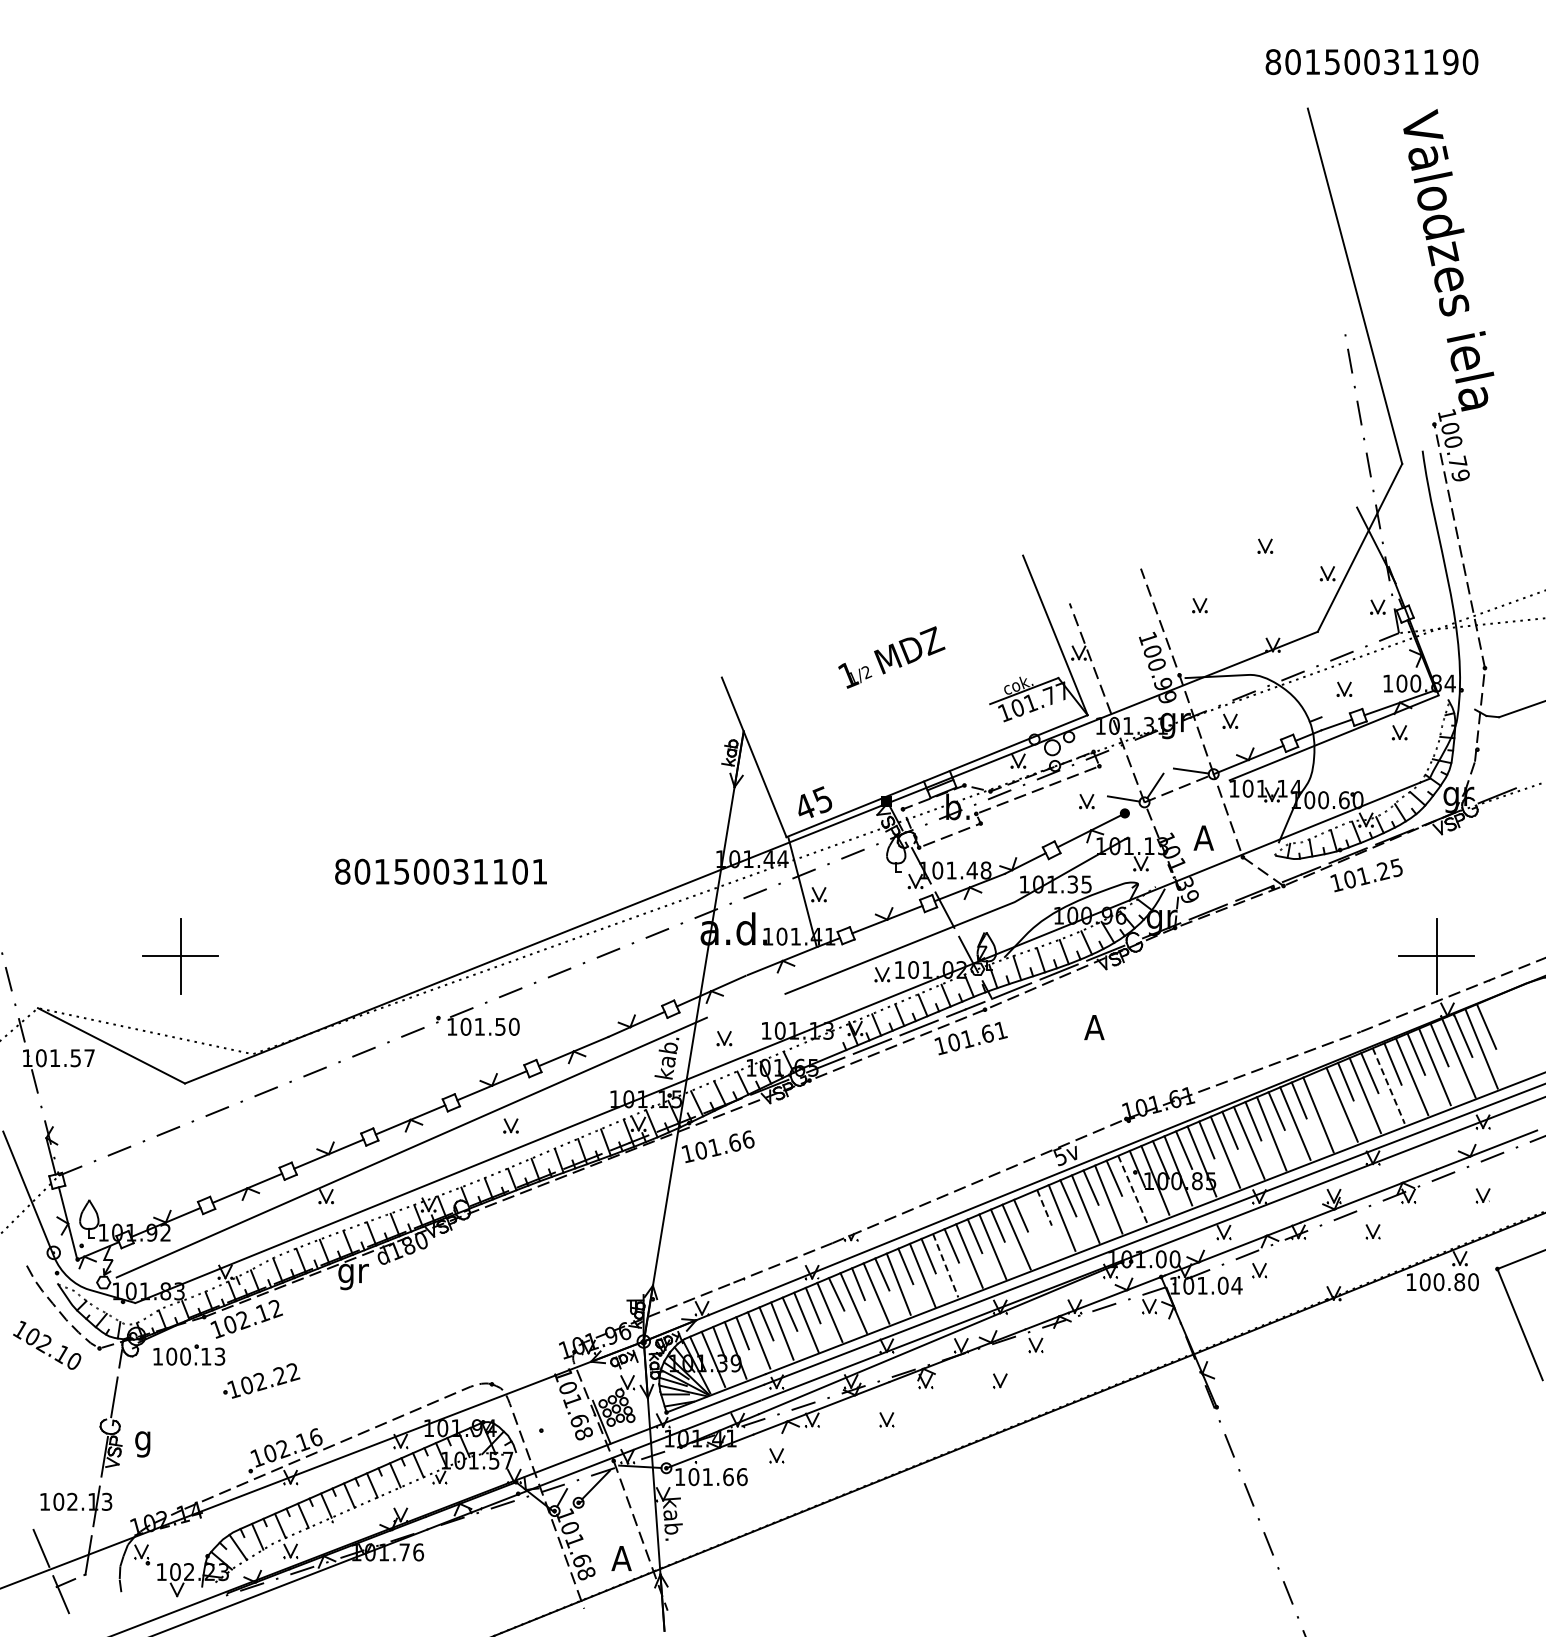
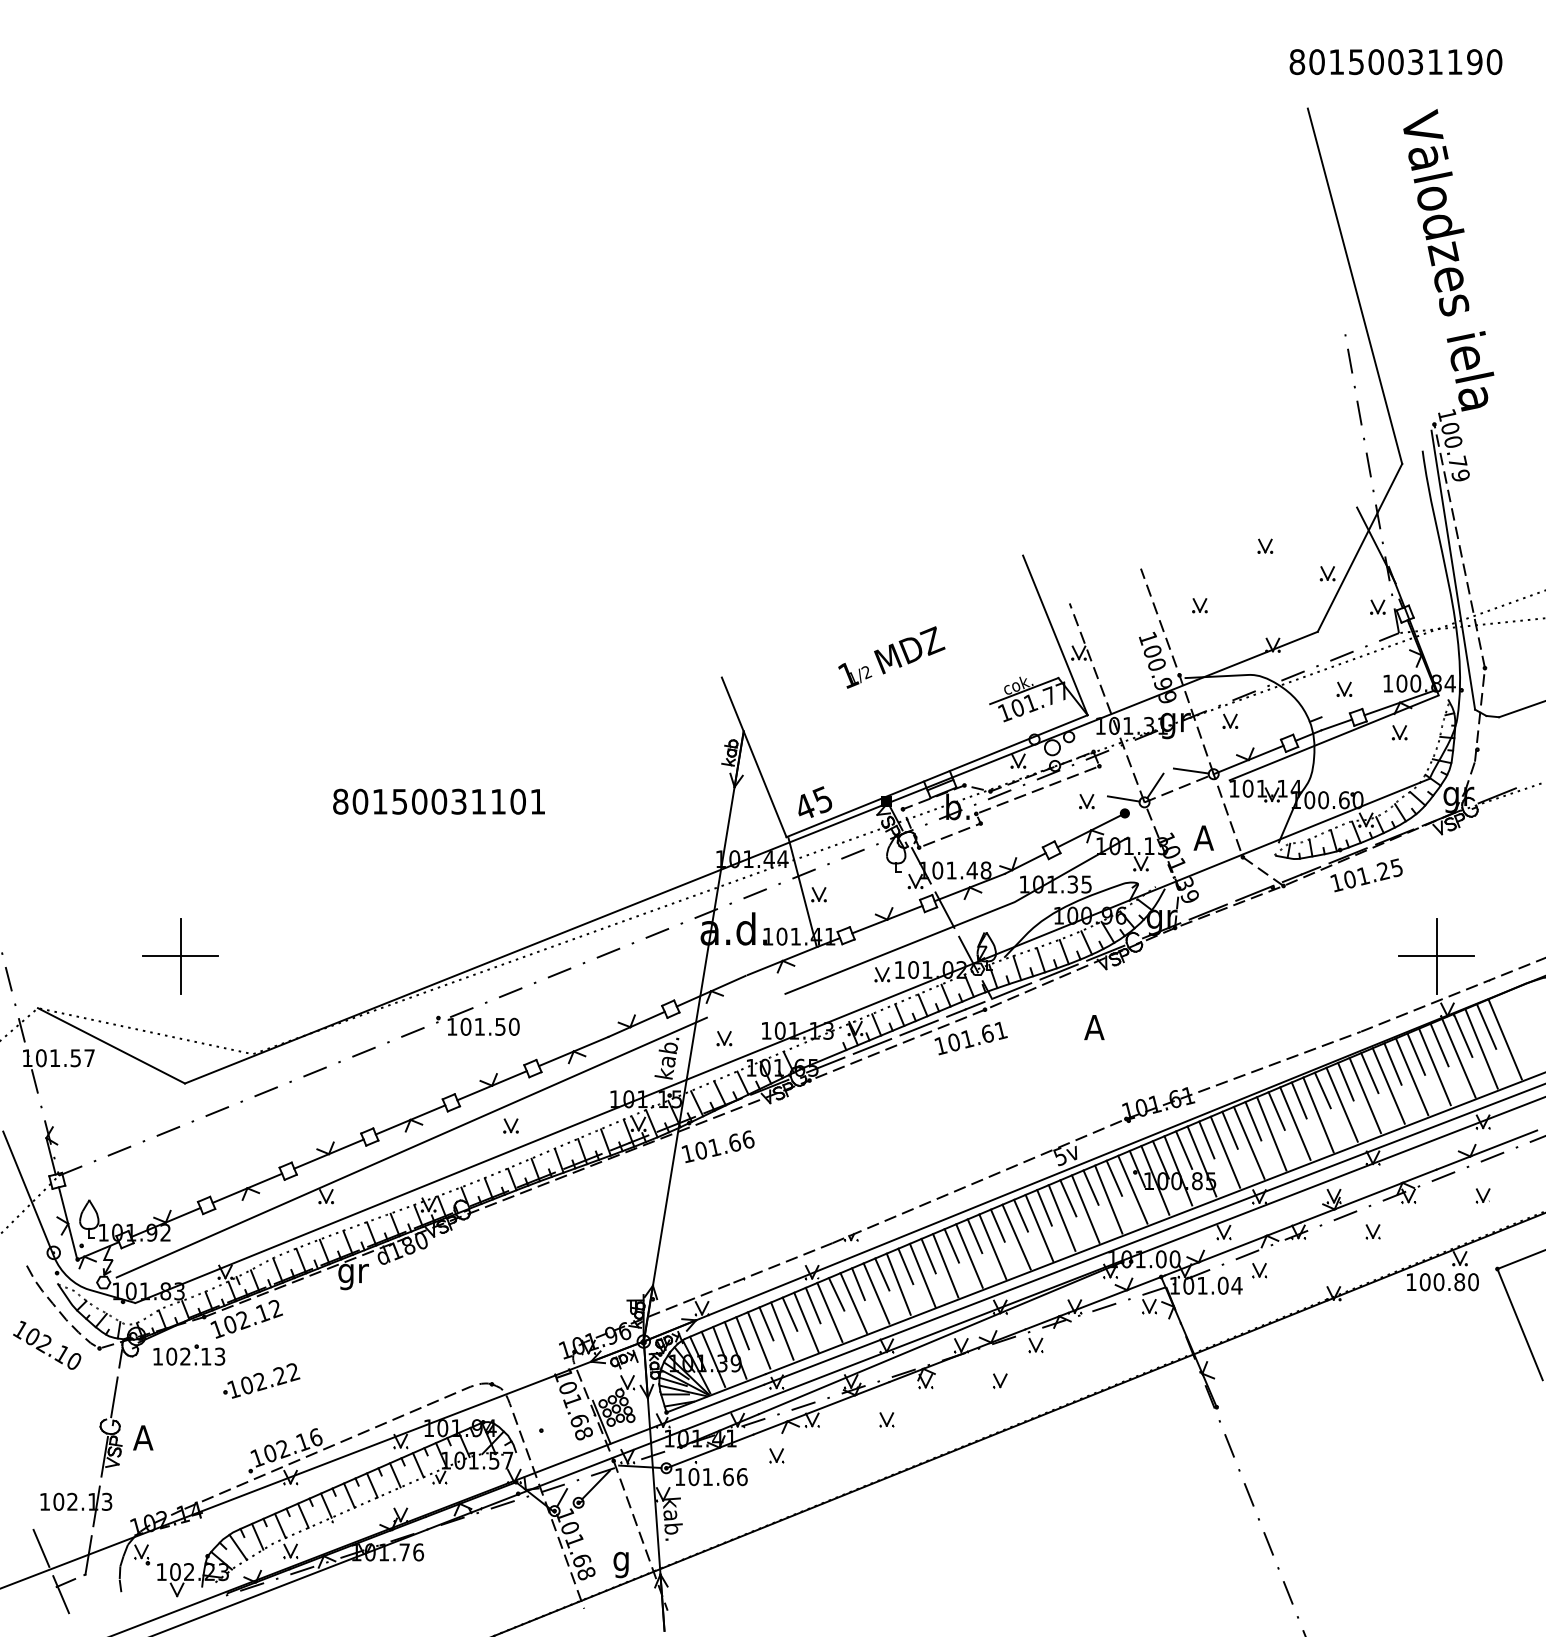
text position: (1371, 62) -> (1395, 62) (1395, 62)
line: none -> present (1453, 569)
text position: (440, 871) -> (438, 801) (438, 801)
line: none -> present (1504, 1039)
line: dashed -> solid (1388, 1086)
line: none -> present (1322, 1090)
line: dashed -> solid (1132, 1189)
line: dashed -> solid (1044, 1208)
line: none -> present (1039, 1227)
line: dashed -> solid (945, 1266)
text: 100.13 -> 102.13 (185, 1356)
text: g -> A (143, 1441)
text: A -> g (621, 1562)
